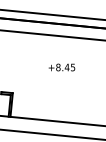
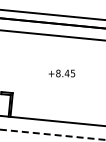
text position: (61, 67) -> (61, 73) (61, 73)
line: solid -> dashed (52, 134)
